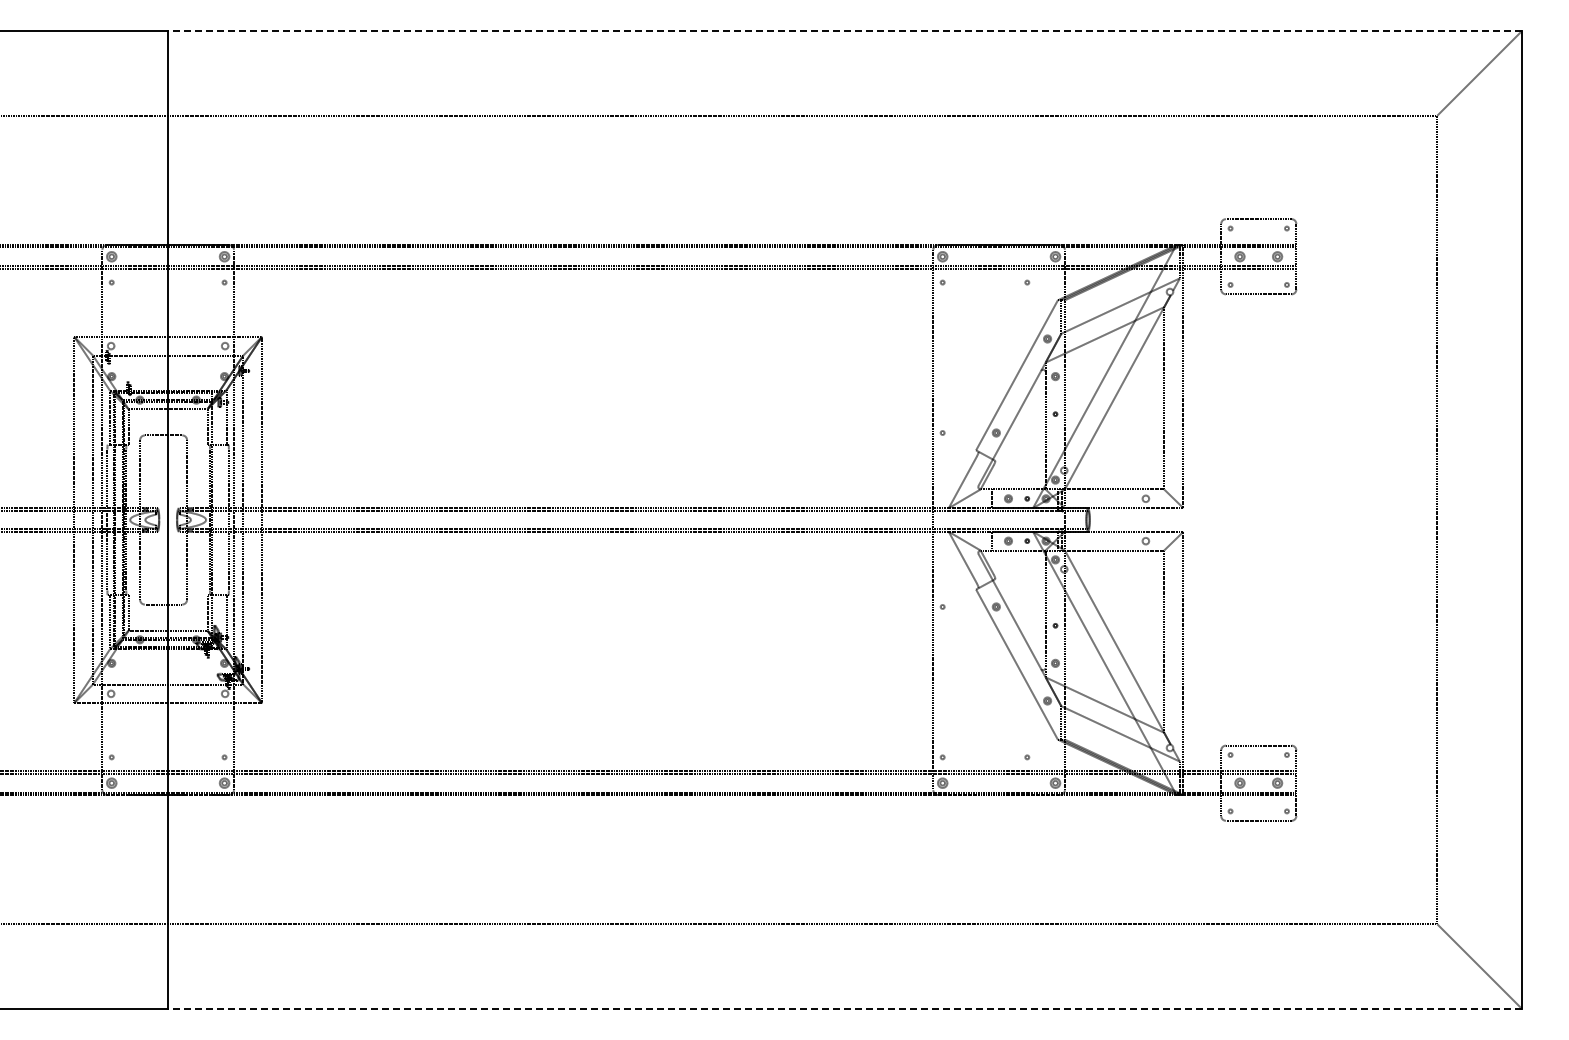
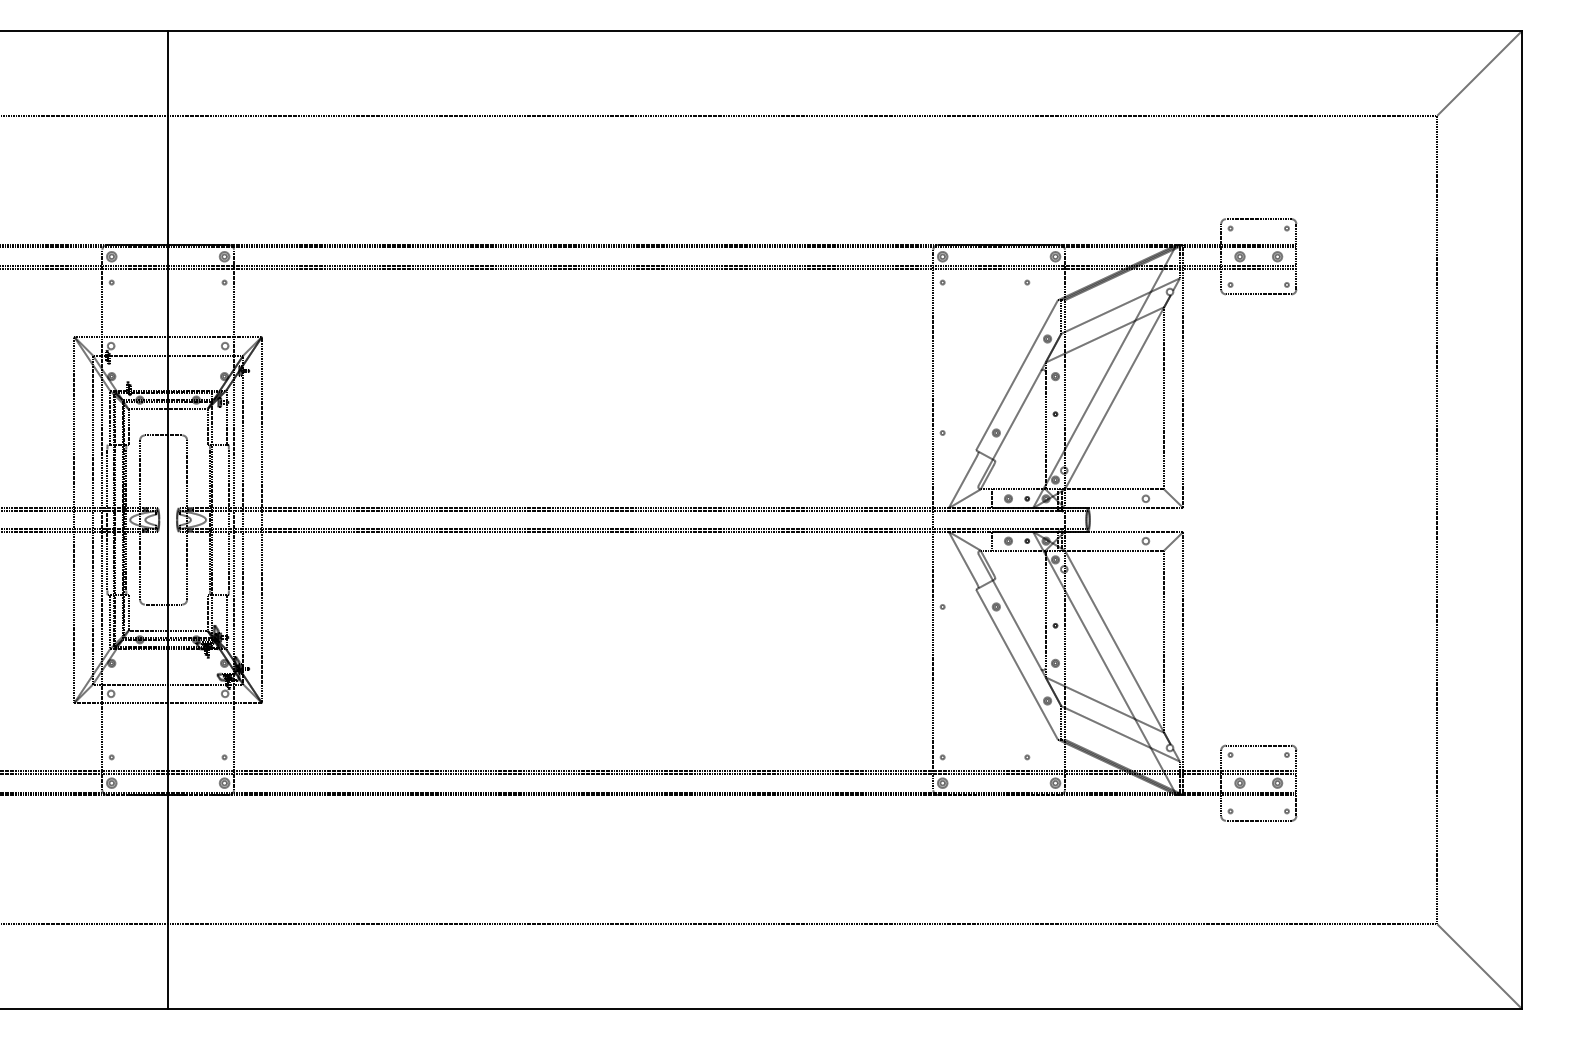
line: dashed -> solid (845, 31)
line: dashed -> solid (845, 1008)
